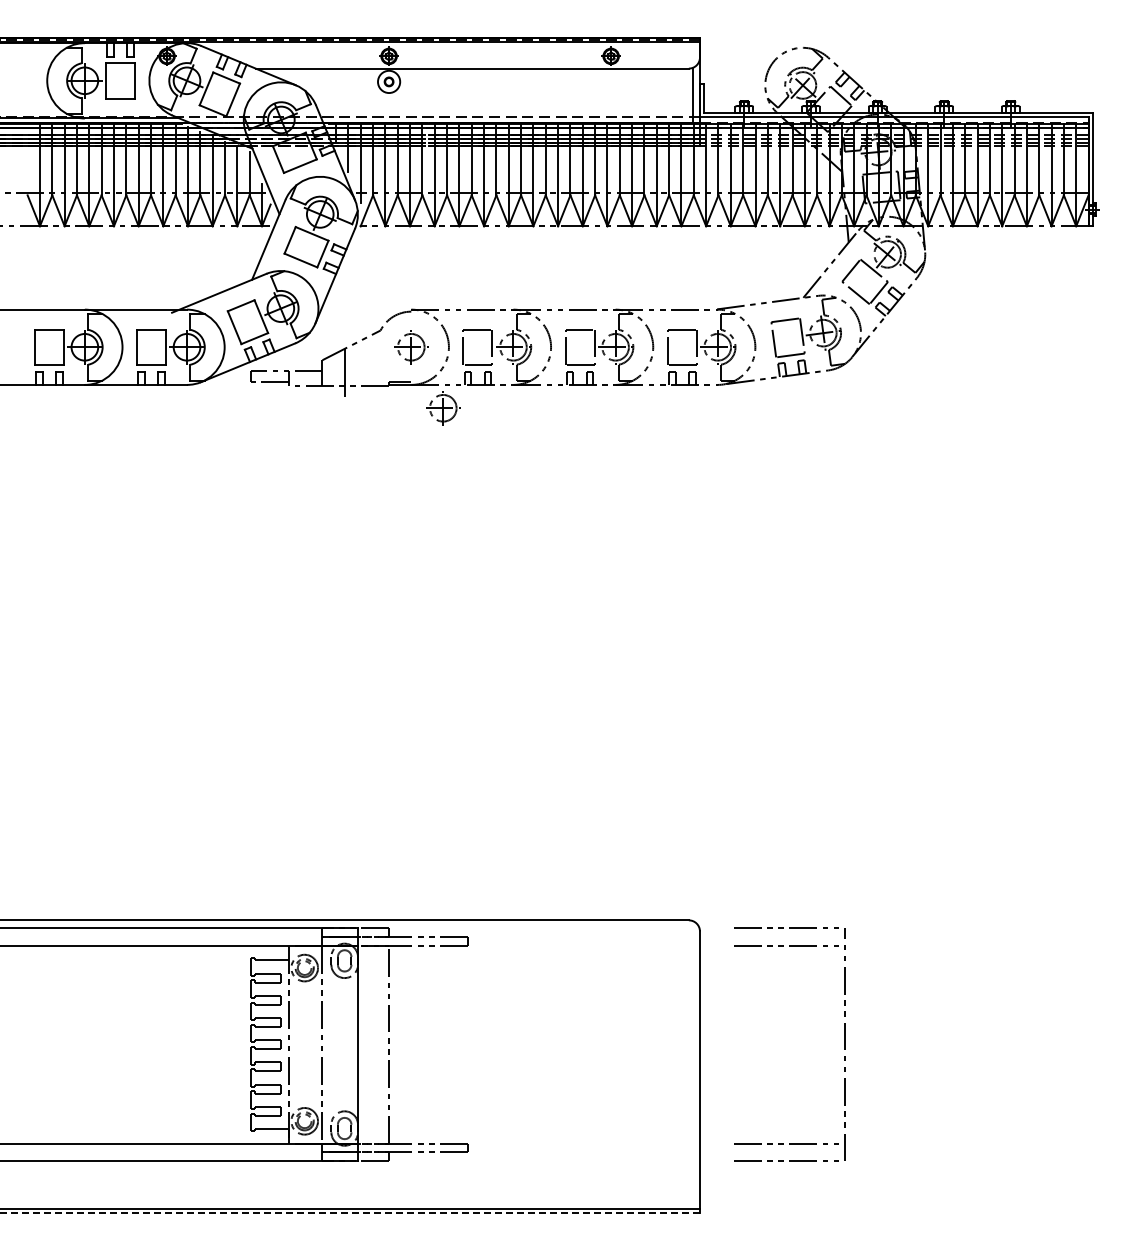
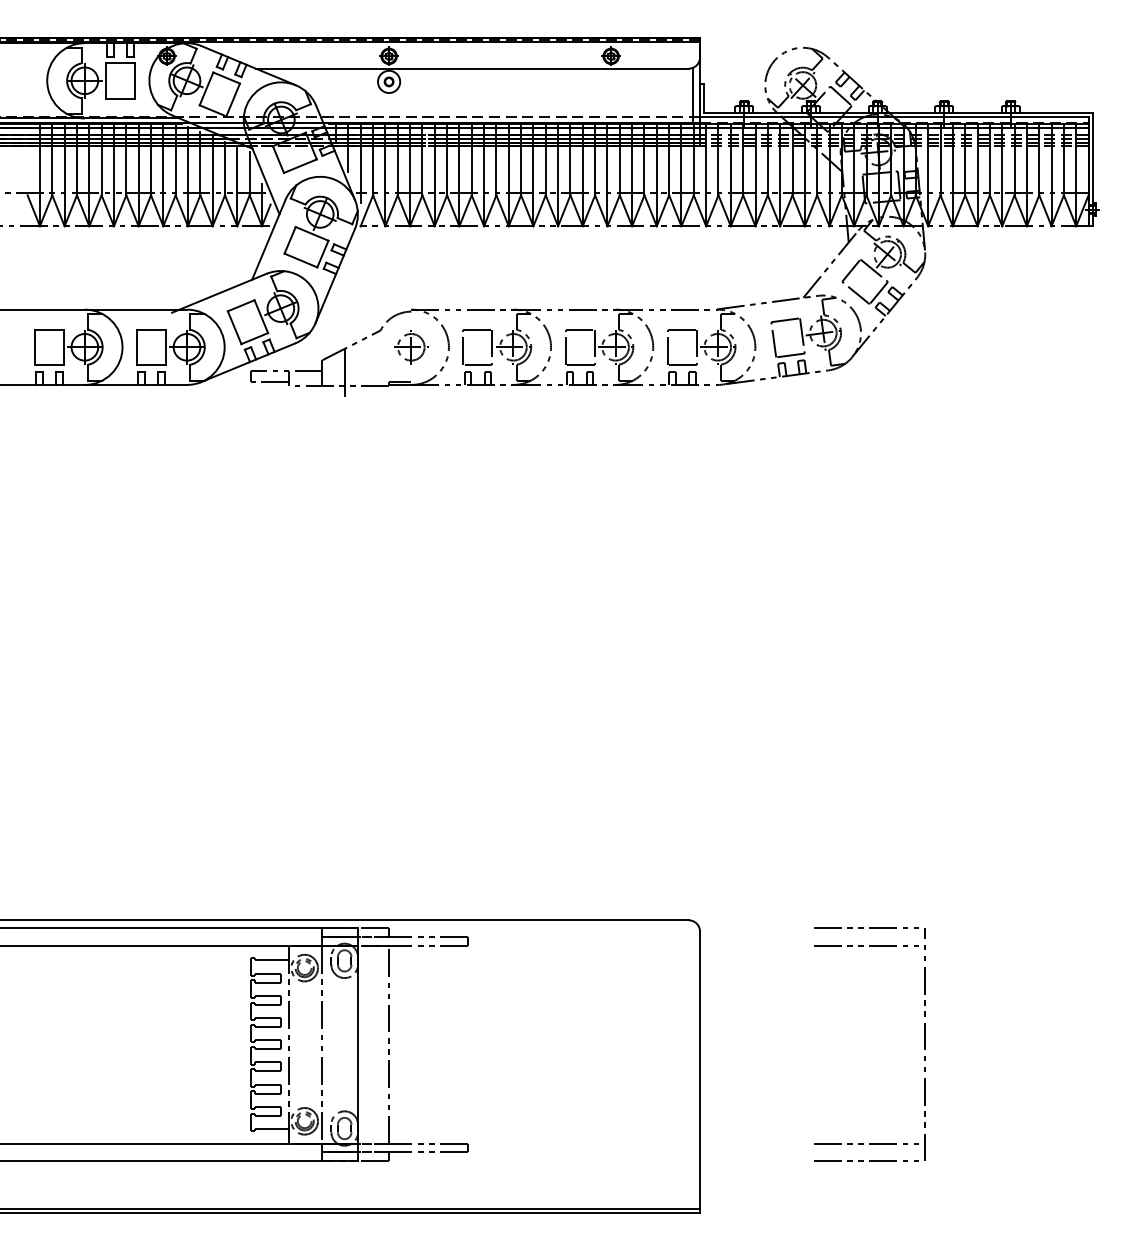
part: present -> none (443, 408)
part position: (844, 1044) -> (924, 1044) (924, 1044)
line: dashed -> solid (350, 1213)
